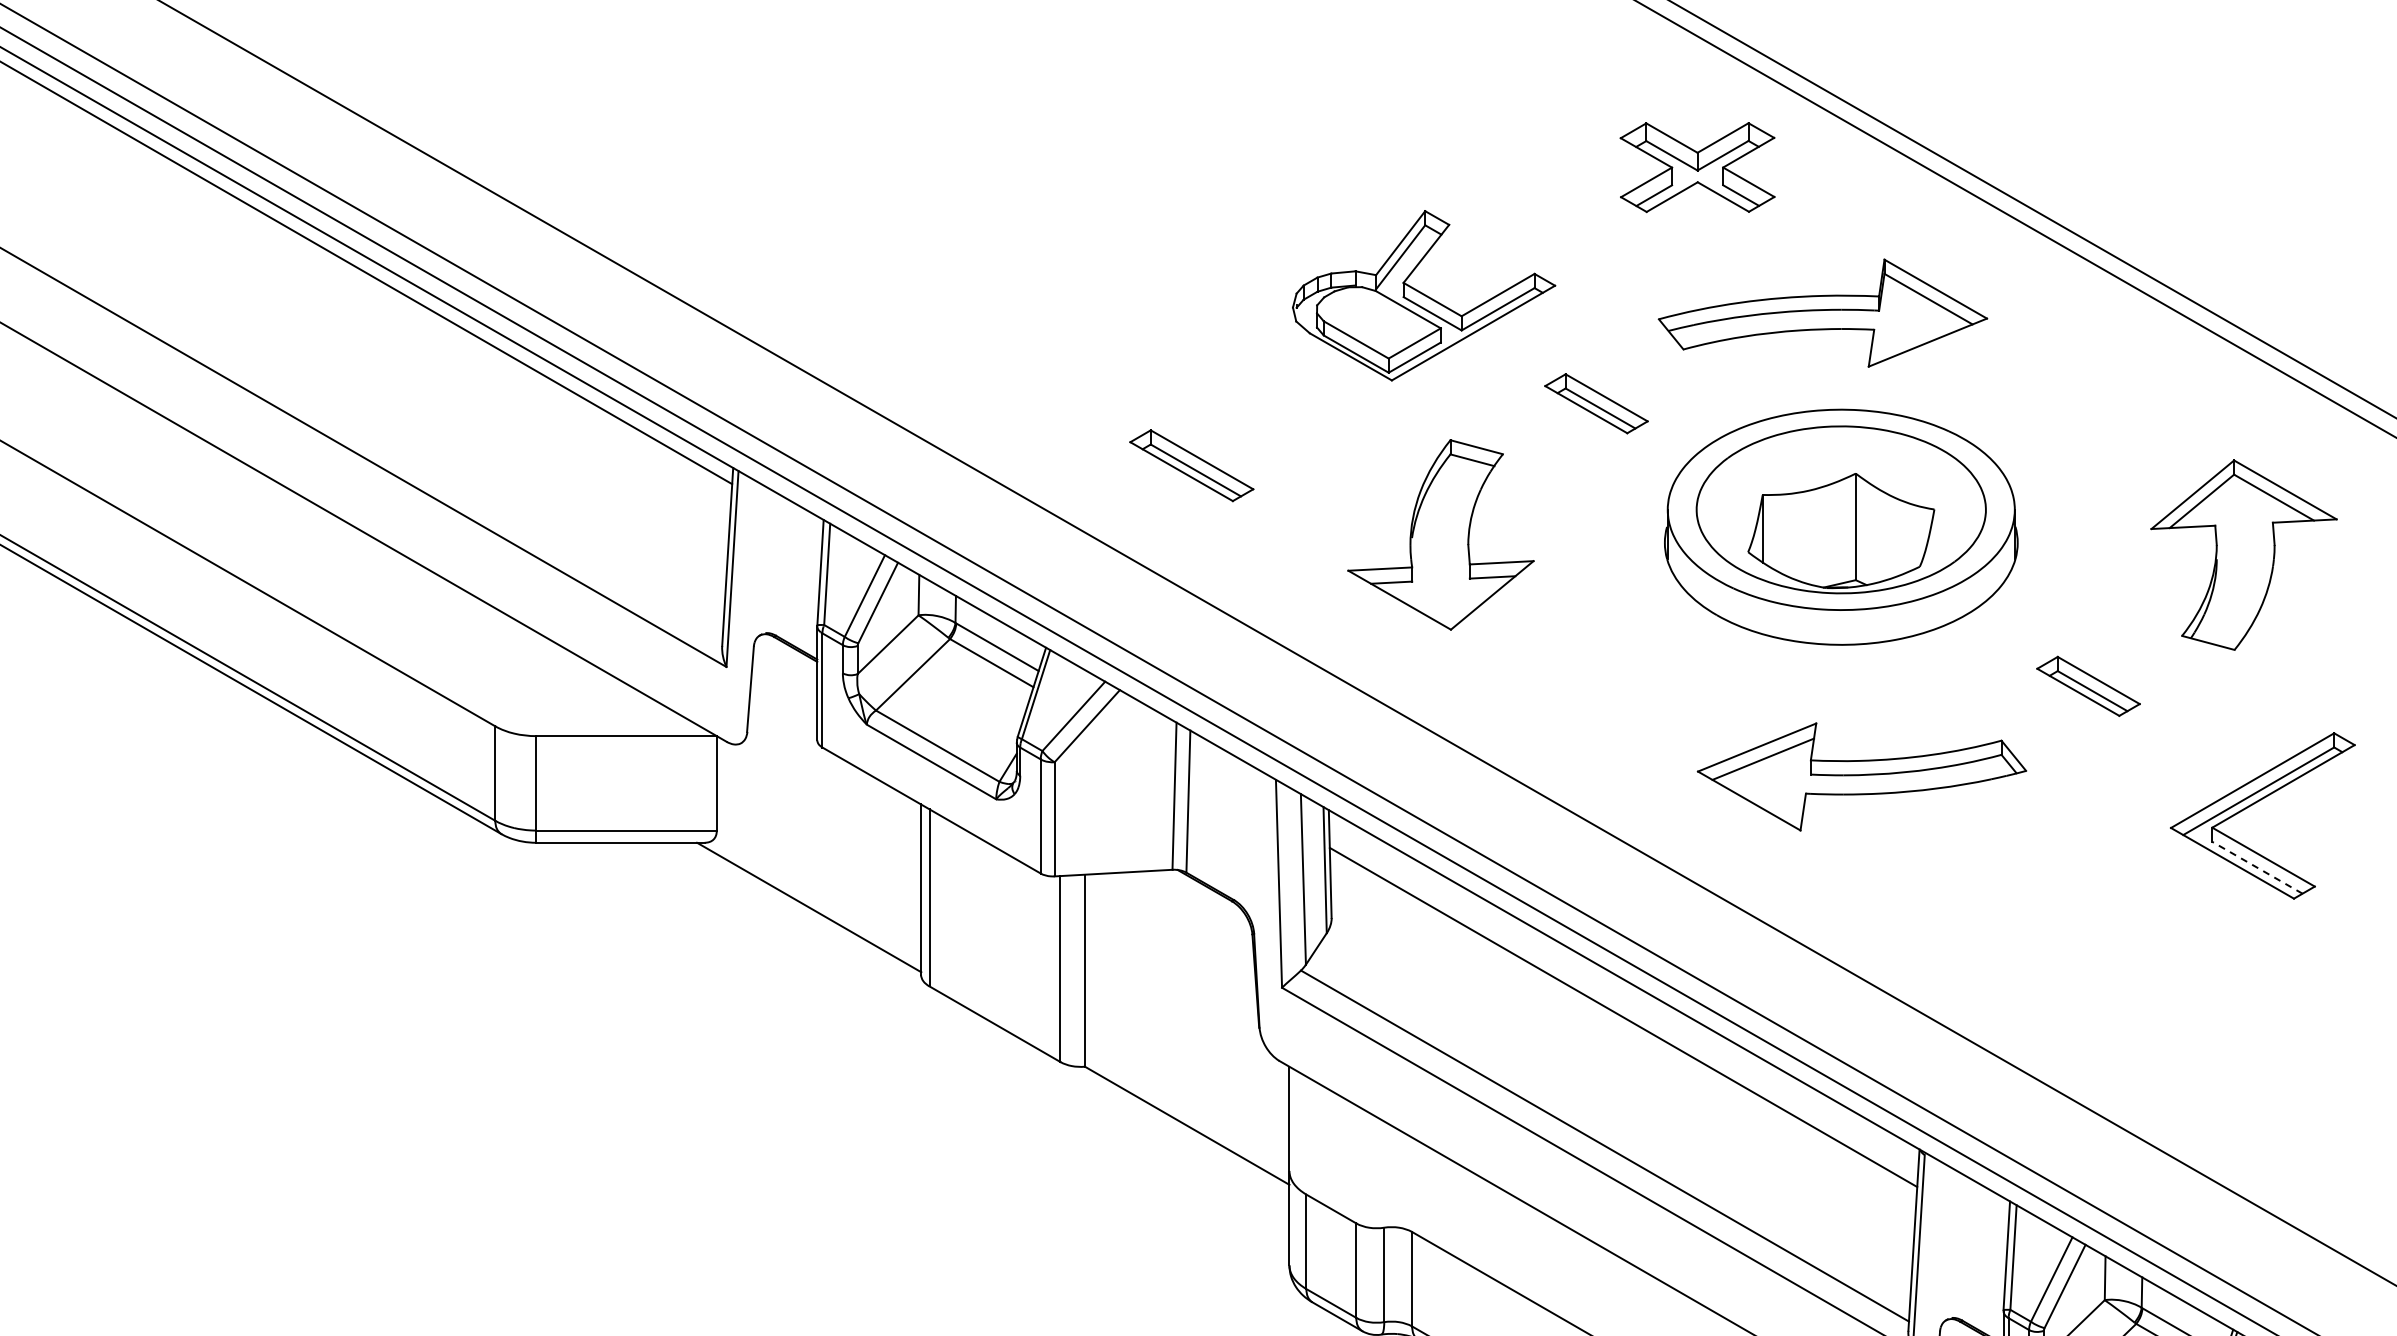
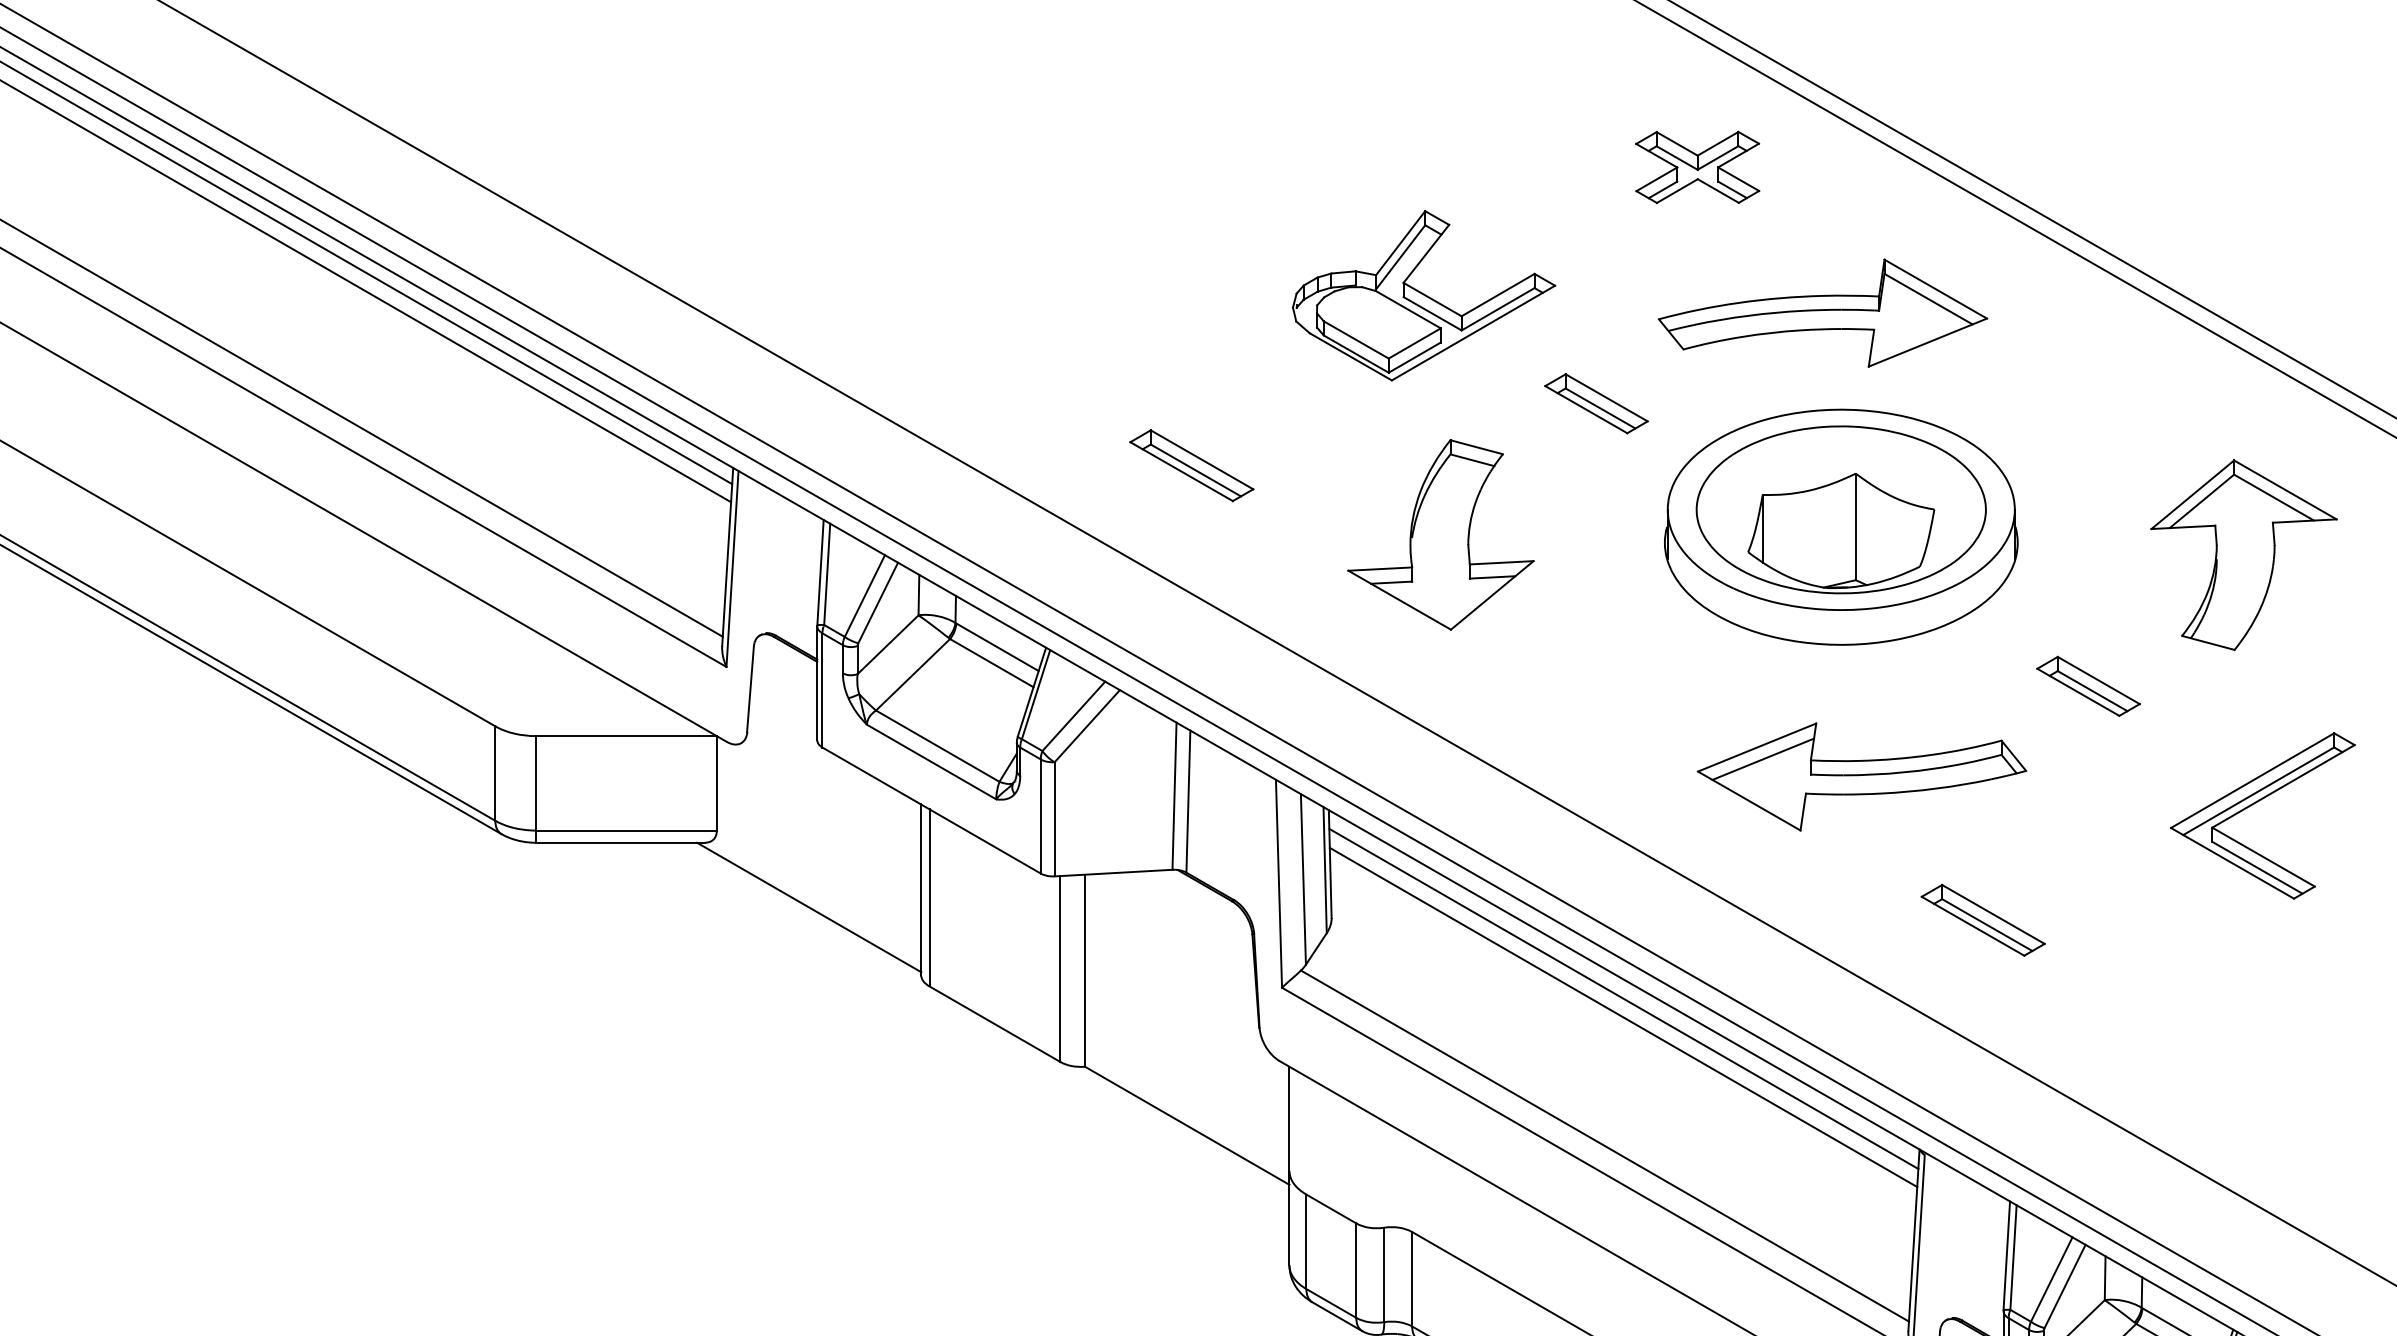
part size: 157x92 px -> 126x74 px (1697, 166)
line: none -> present (366, 291)
line: none -> present (362, 428)
line: dashed -> solid (2257, 867)
part: none -> present (1982, 919)
line: none -> present (1623, 998)
